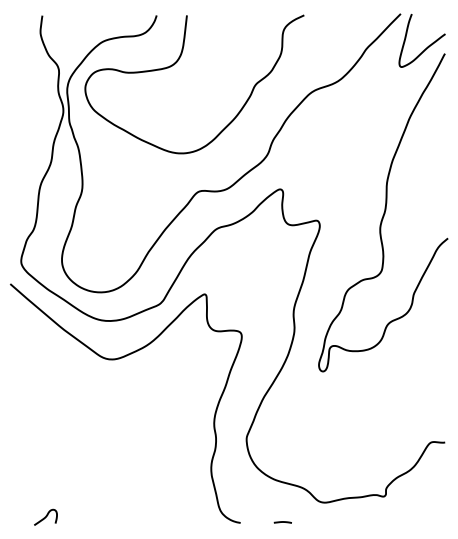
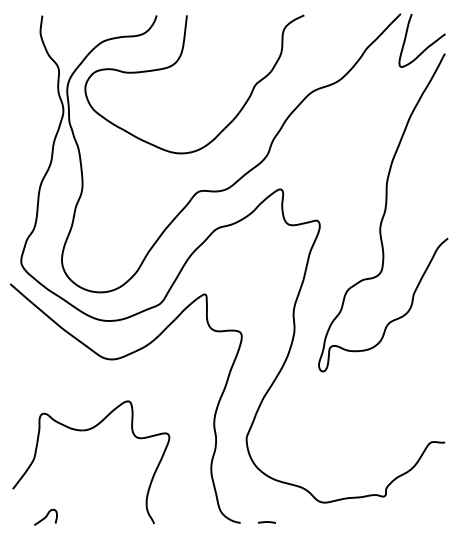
part: none -> present (85, 431)
line position: (282, 522) -> (266, 522) (266, 522)
